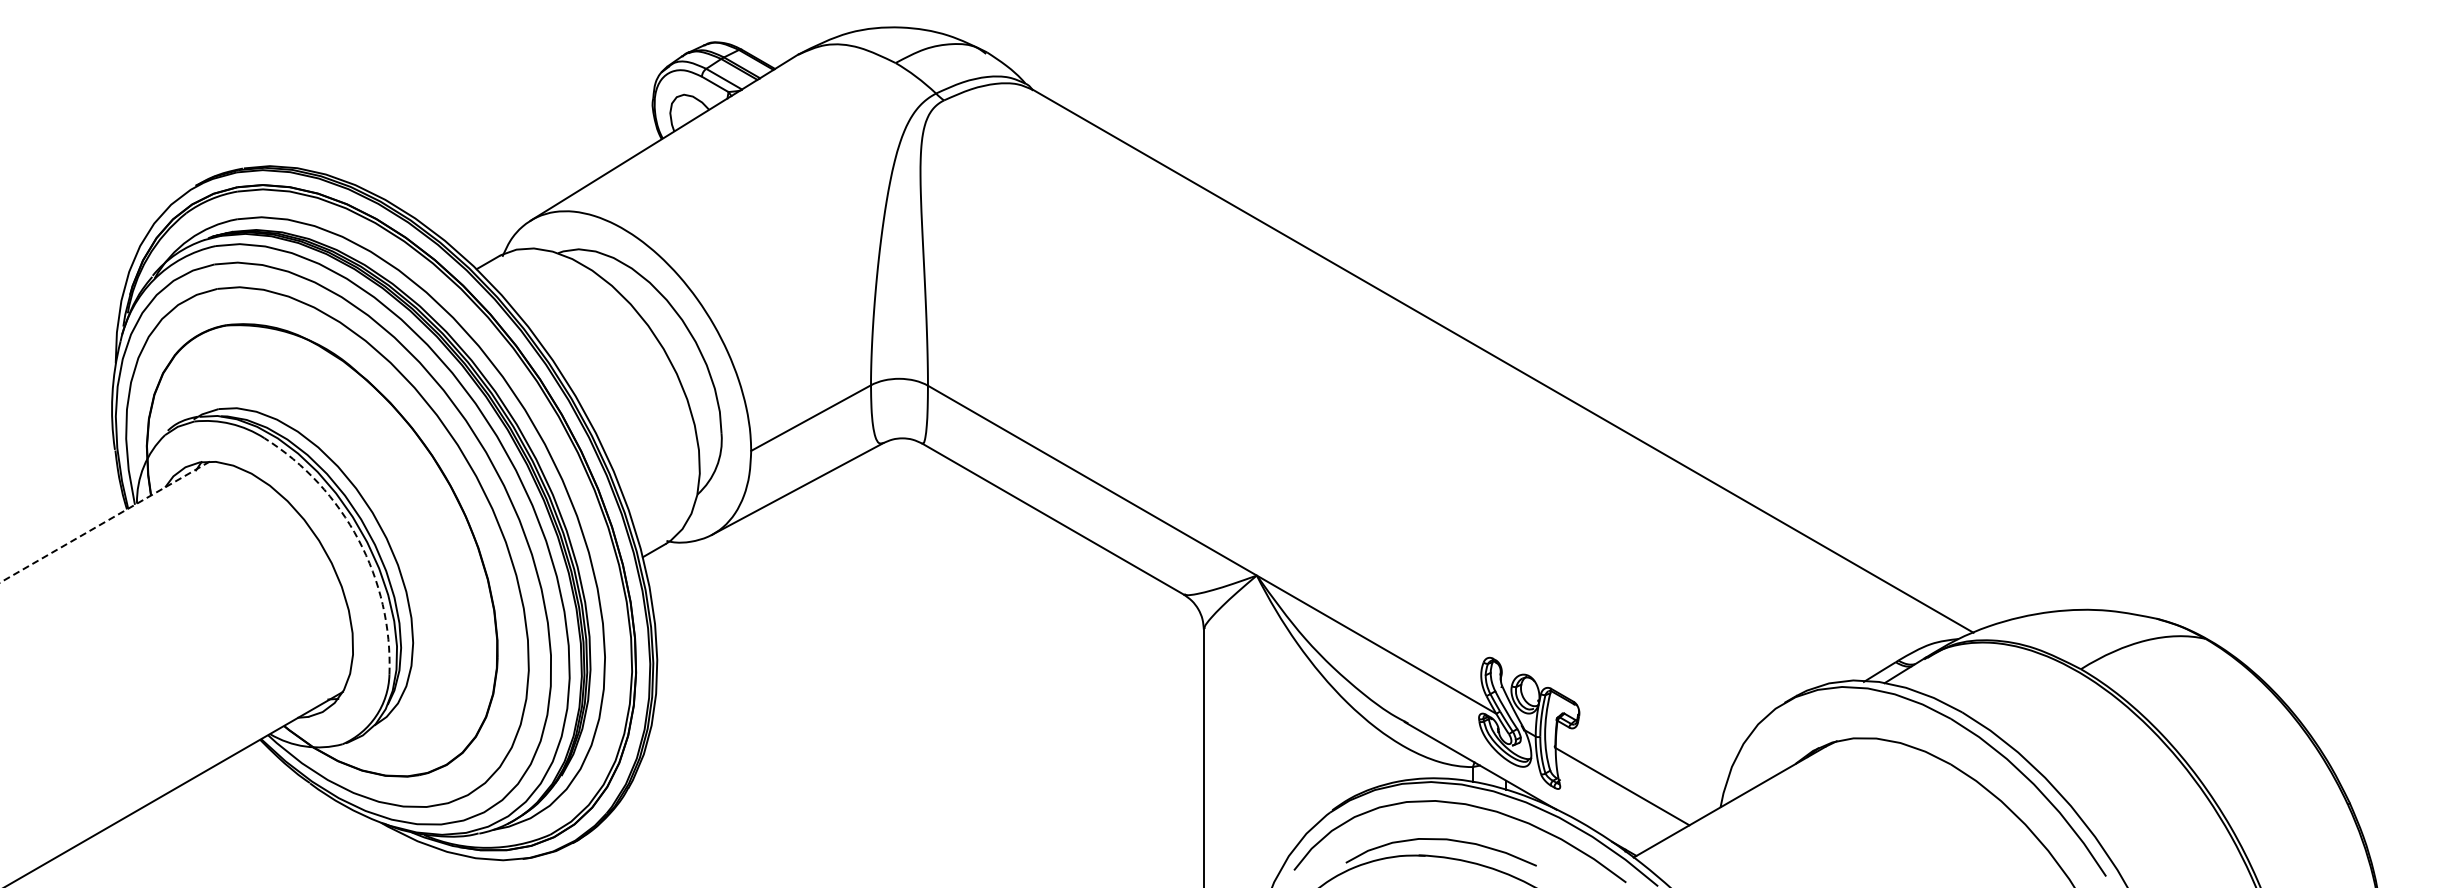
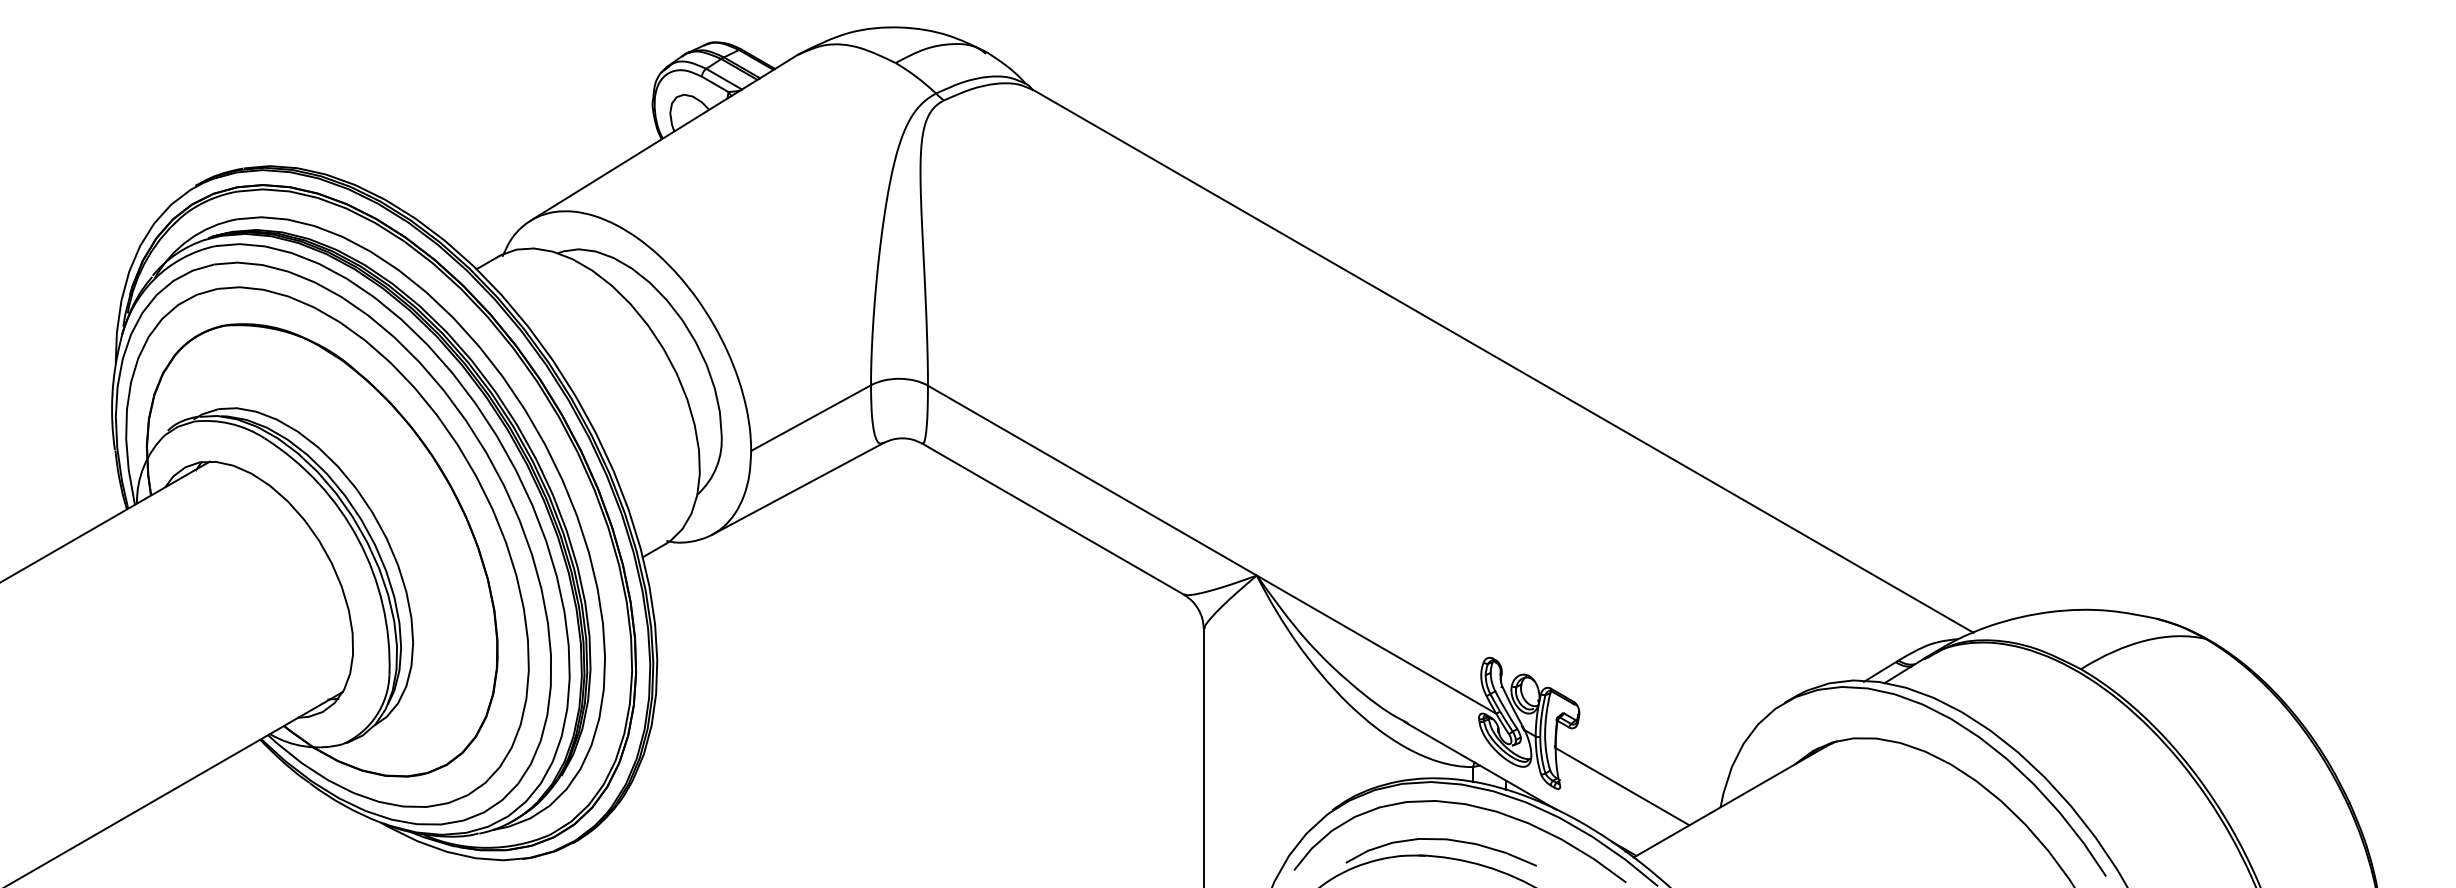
line: dashed -> solid (105, 522)
arc: dashed -> solid (358, 539)
